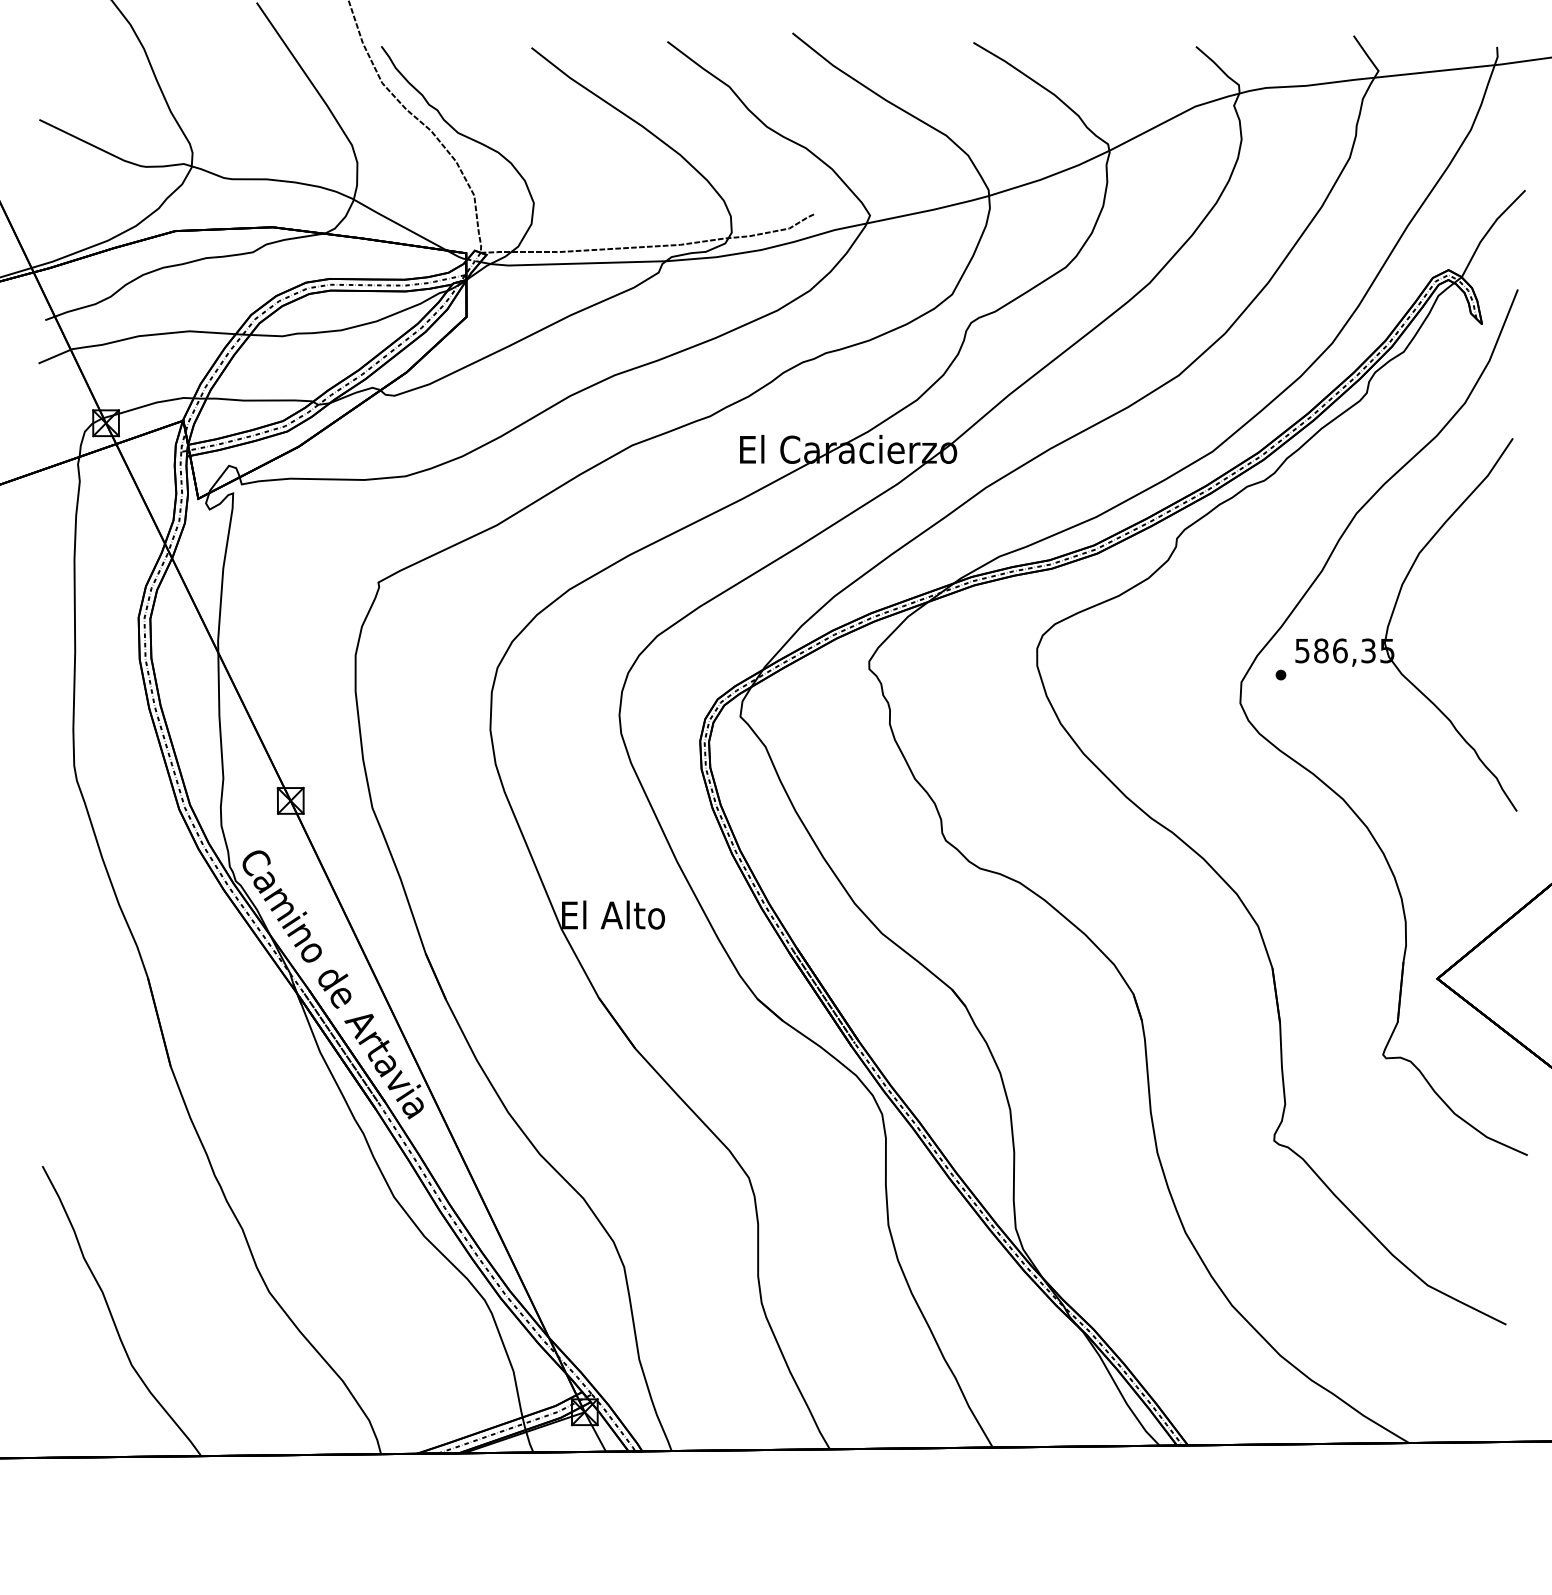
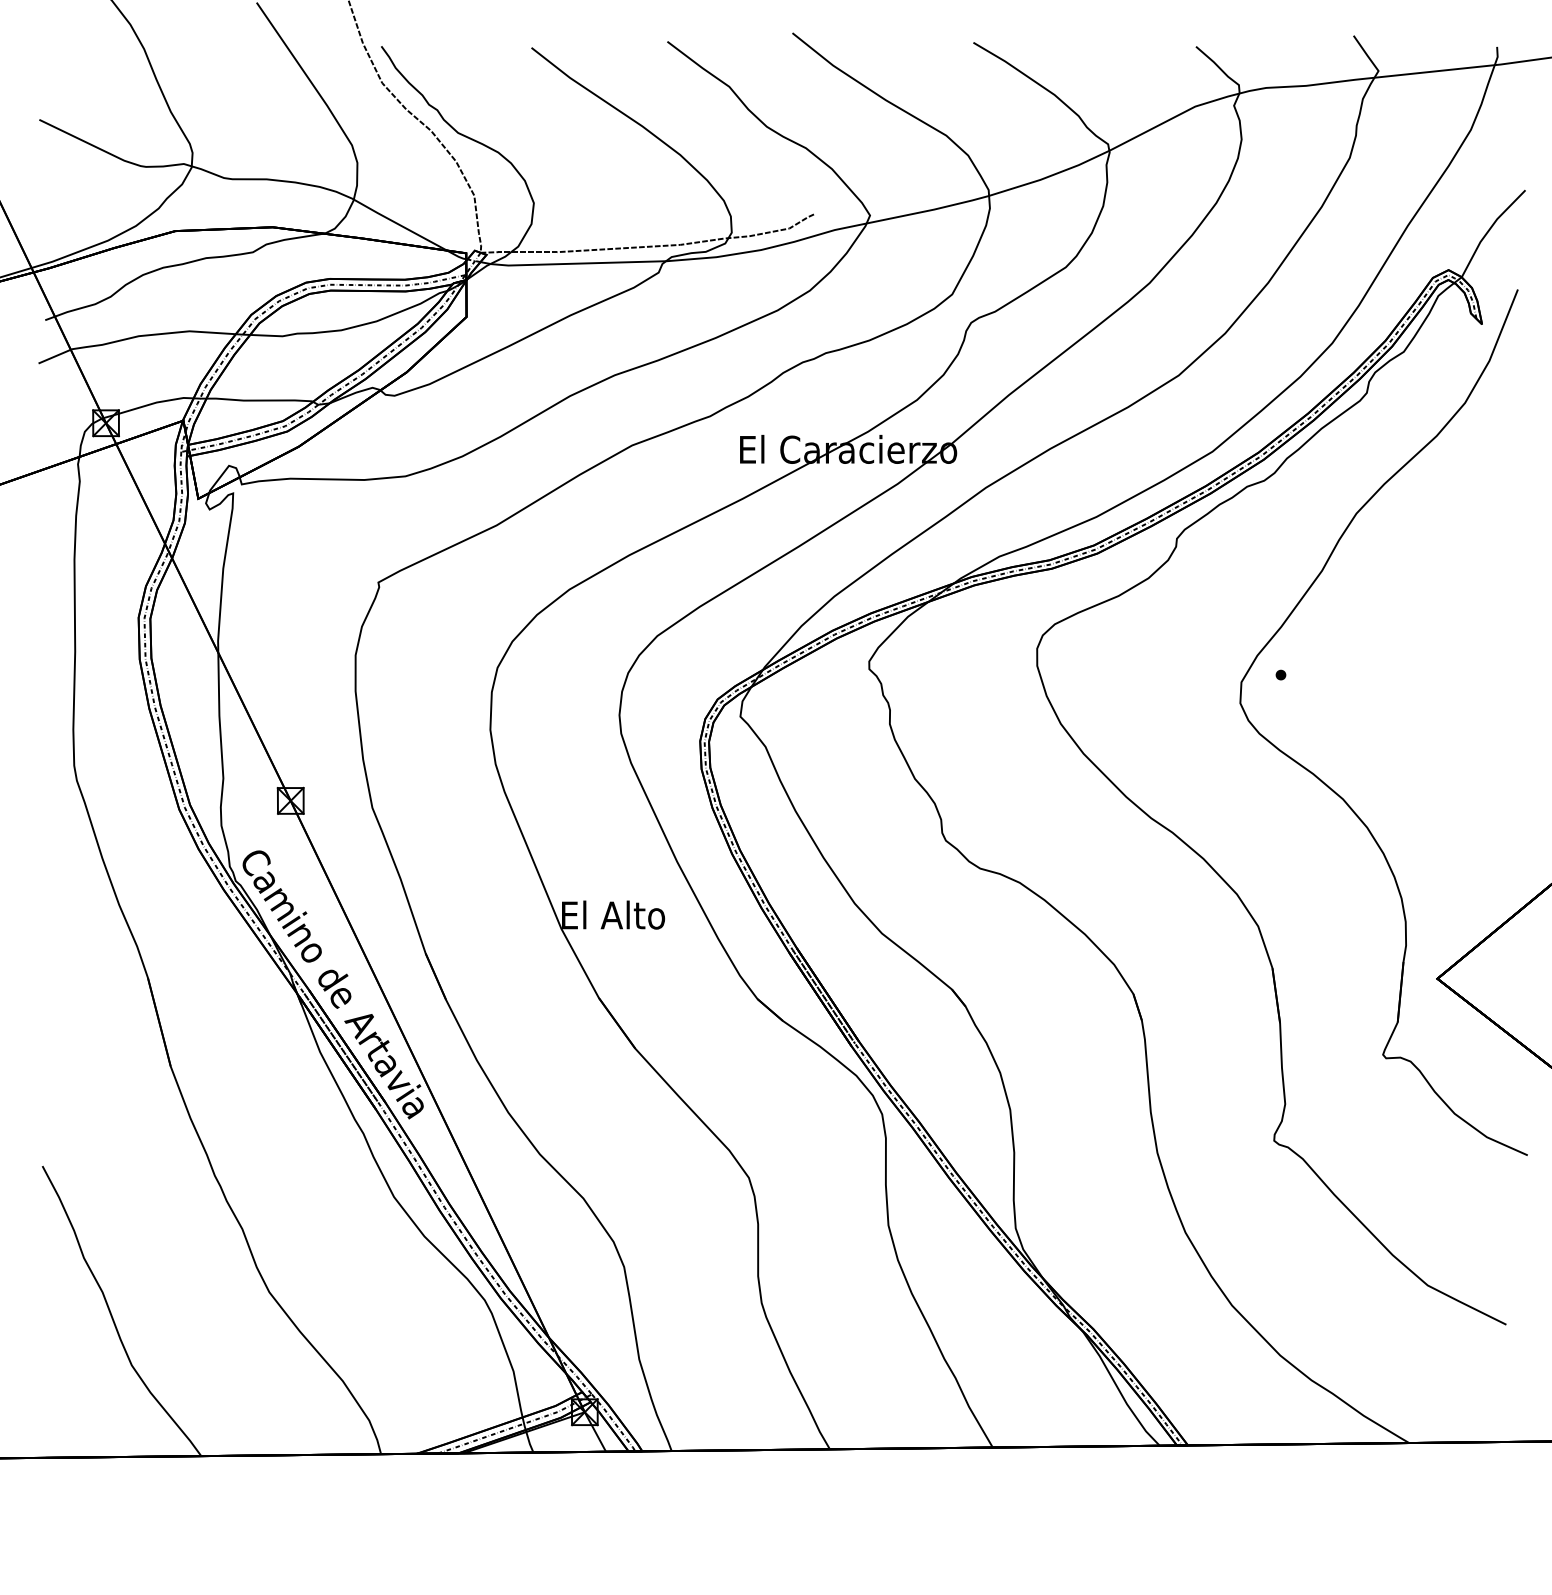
part: present -> none (1391, 620)
